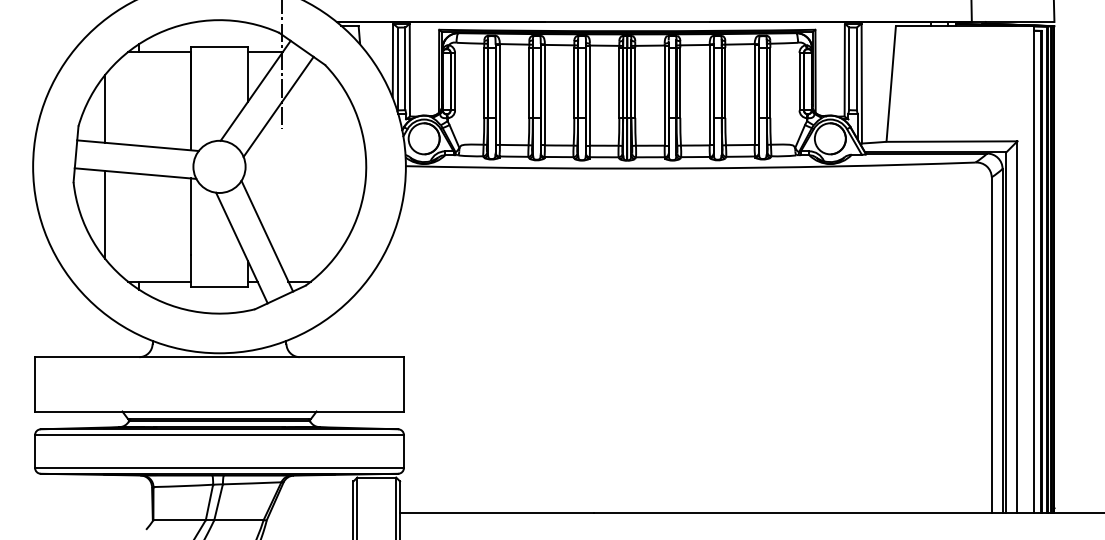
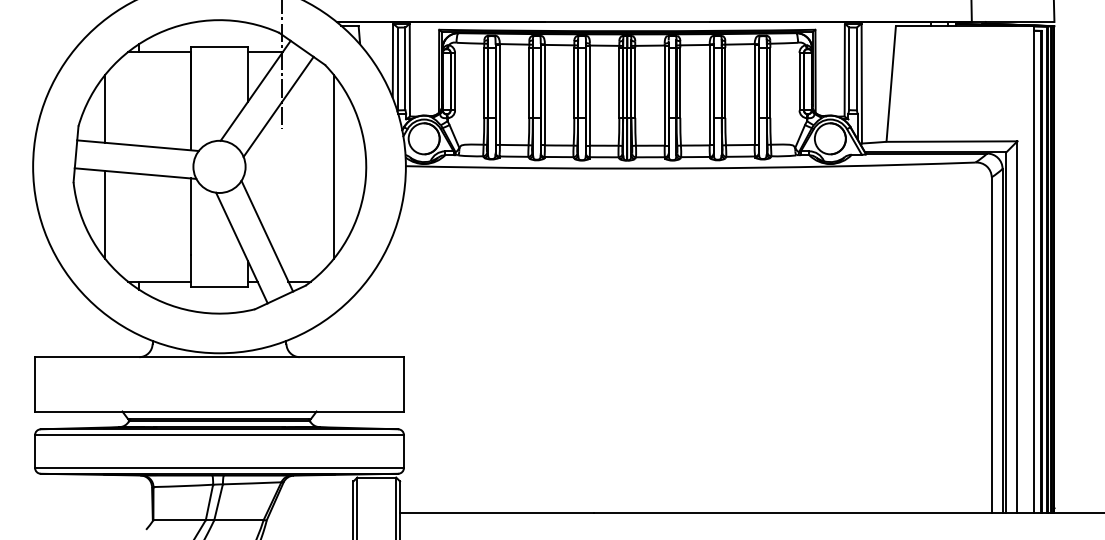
line: none -> present (334, 166)
